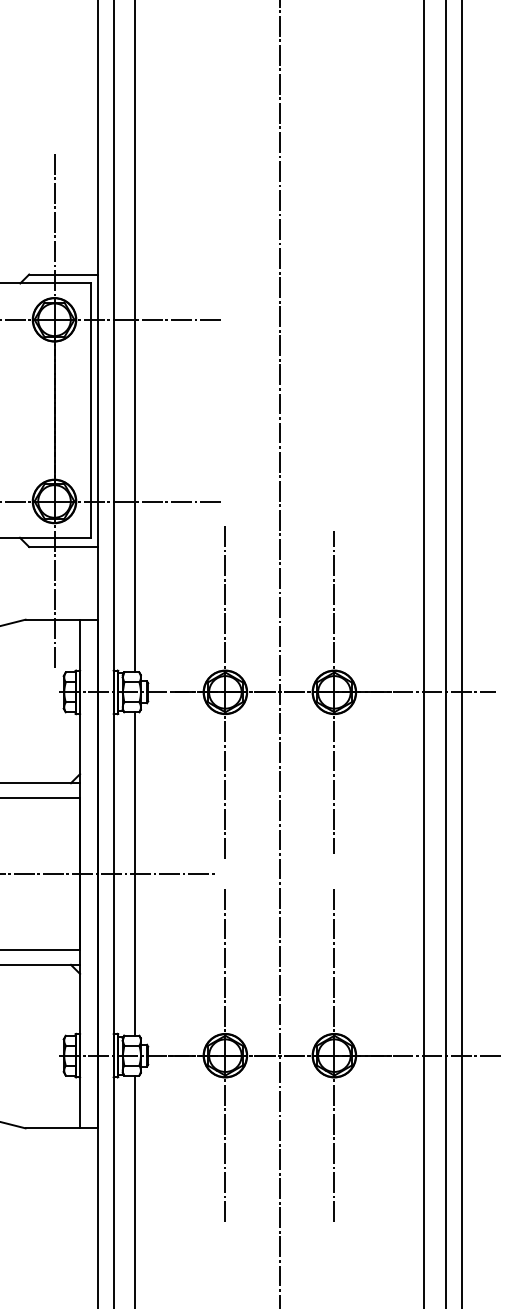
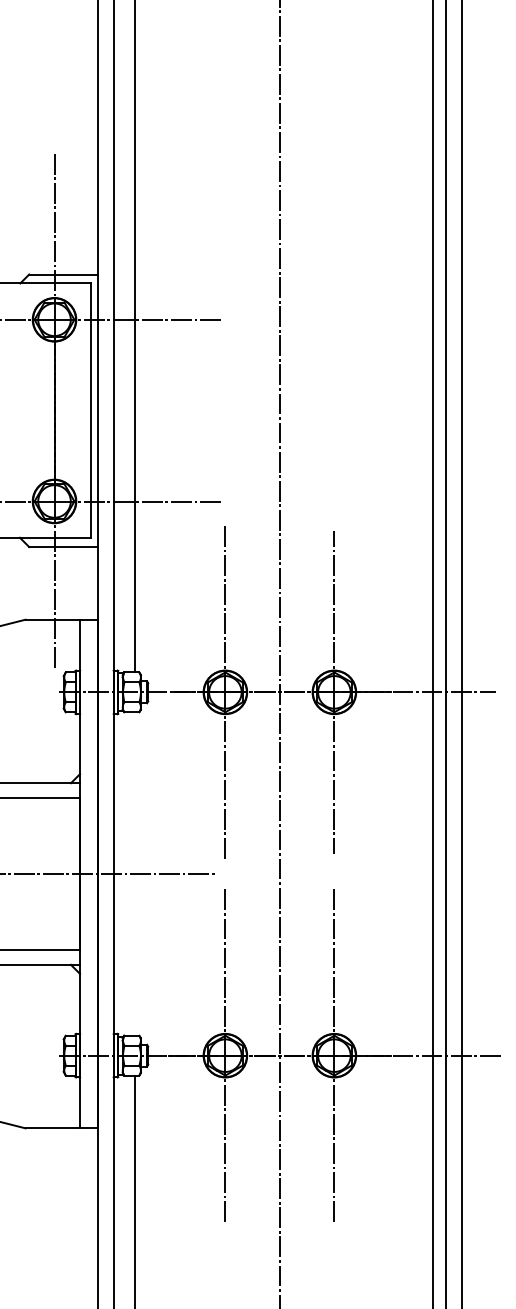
line position: (424, 653) -> (433, 653) (433, 653)
line: present -> none (135, 873)
